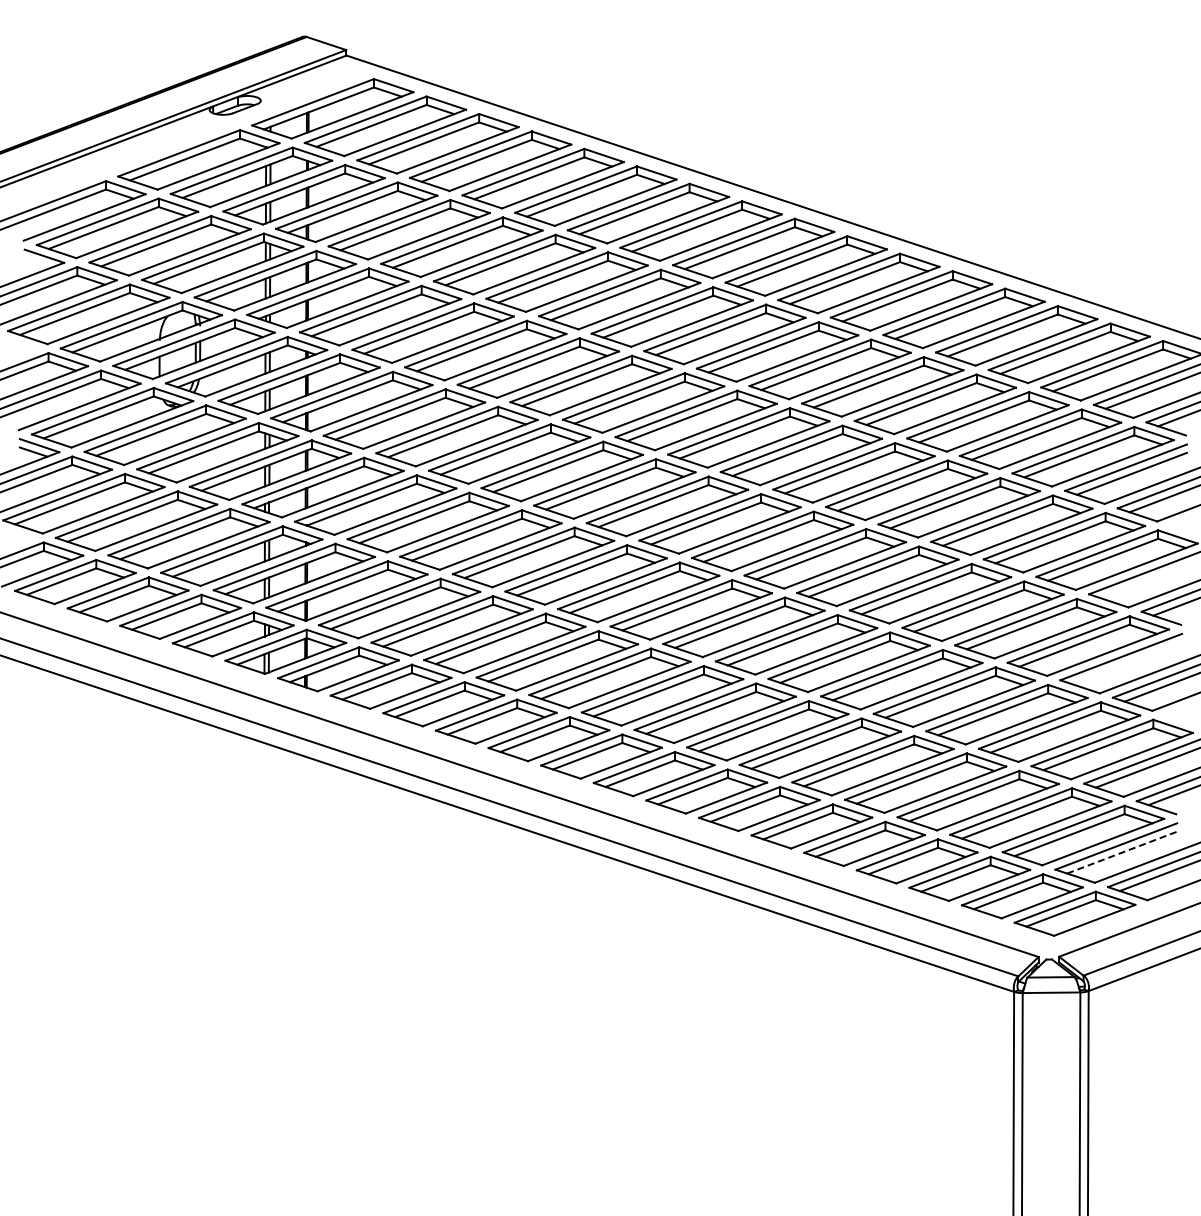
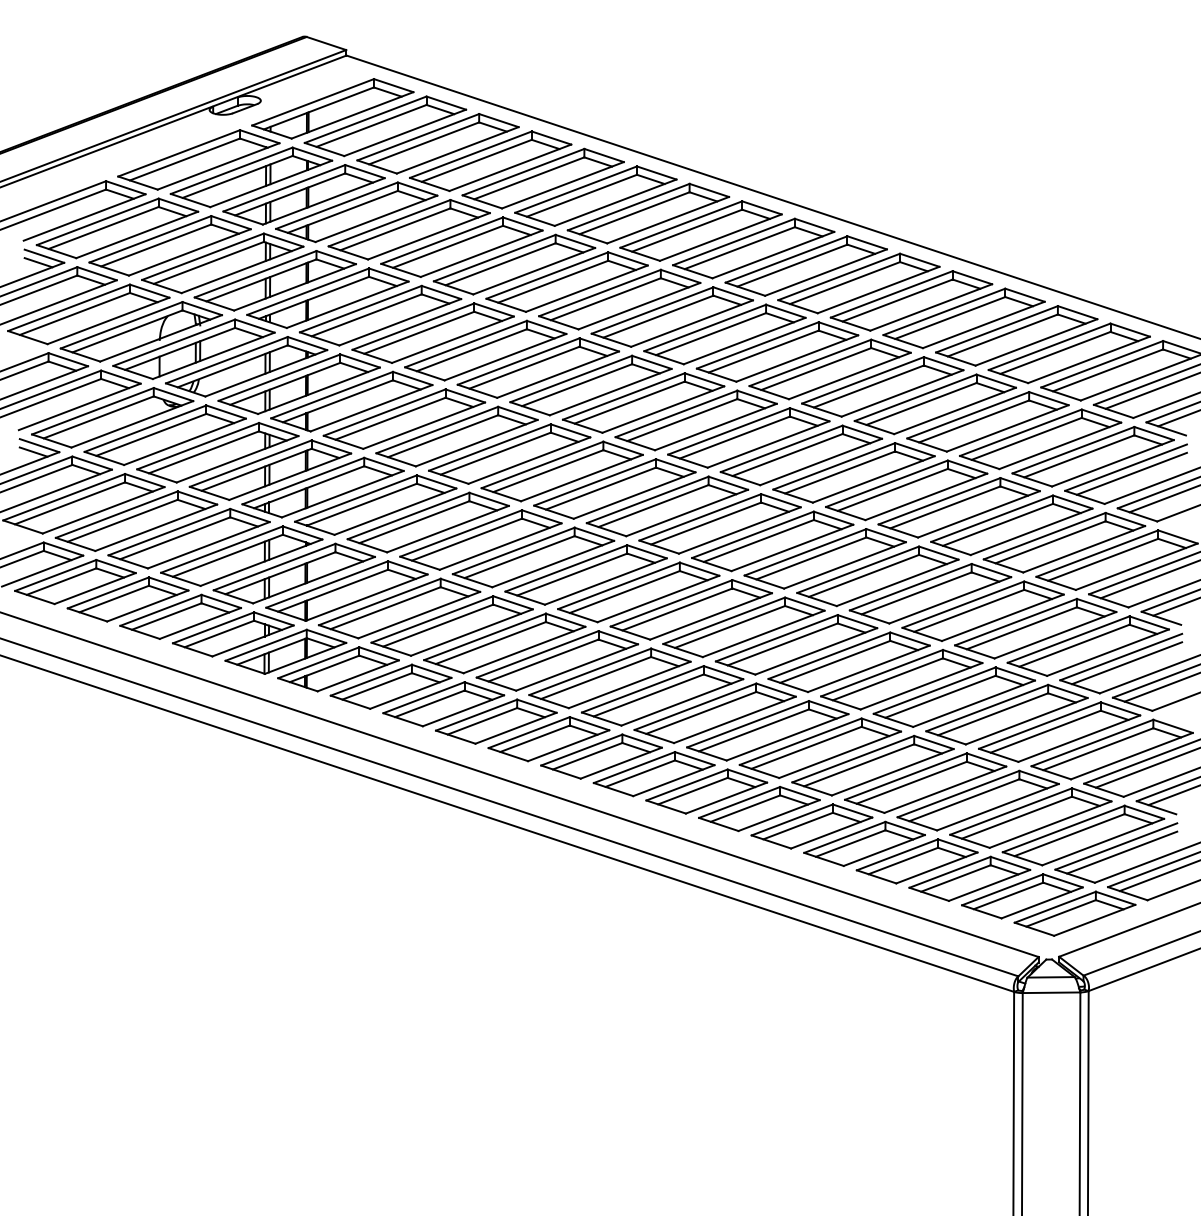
line: none -> present (38, 262)
line: none -> present (1148, 579)
line: none -> present (1127, 663)
line: dashed -> solid (1122, 852)
